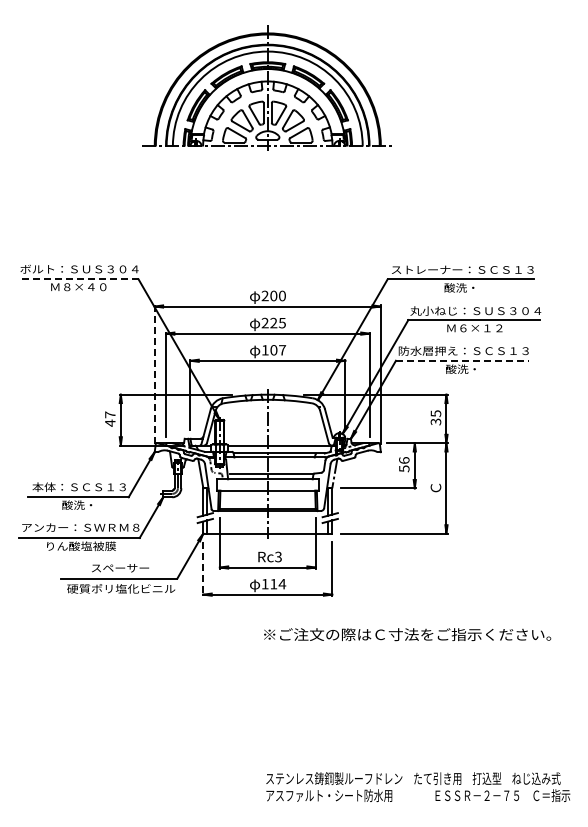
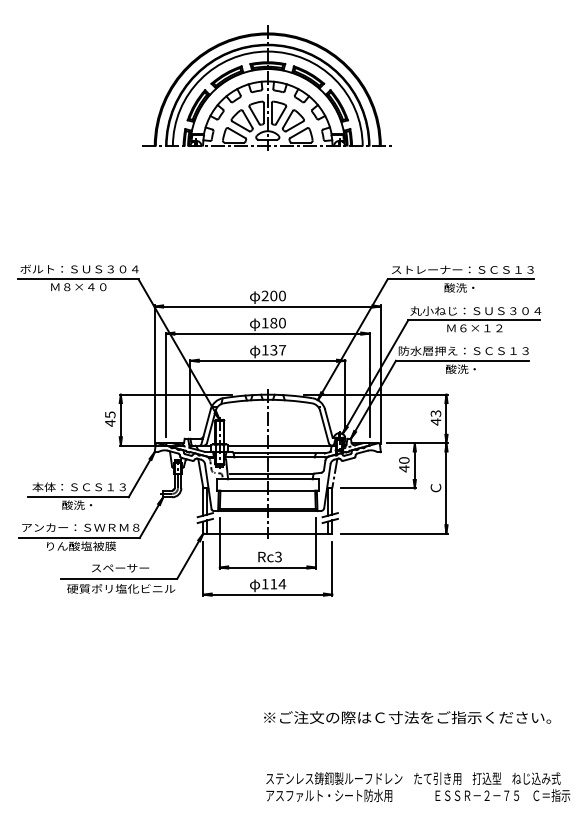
line: dashed -> solid (77, 279)
text: 225 -> 180 (273, 322)
text: 107 -> 137 (273, 350)
line: dashed -> solid (462, 360)
line: dashed -> solid (154, 374)
text: 47 -> 45 (110, 414)
text: 35 -> 43 (435, 417)
text: 56 -> 40 (404, 464)
line: dashed -> solid (203, 568)
text position: (407, 634) -> (407, 717) (407, 717)
